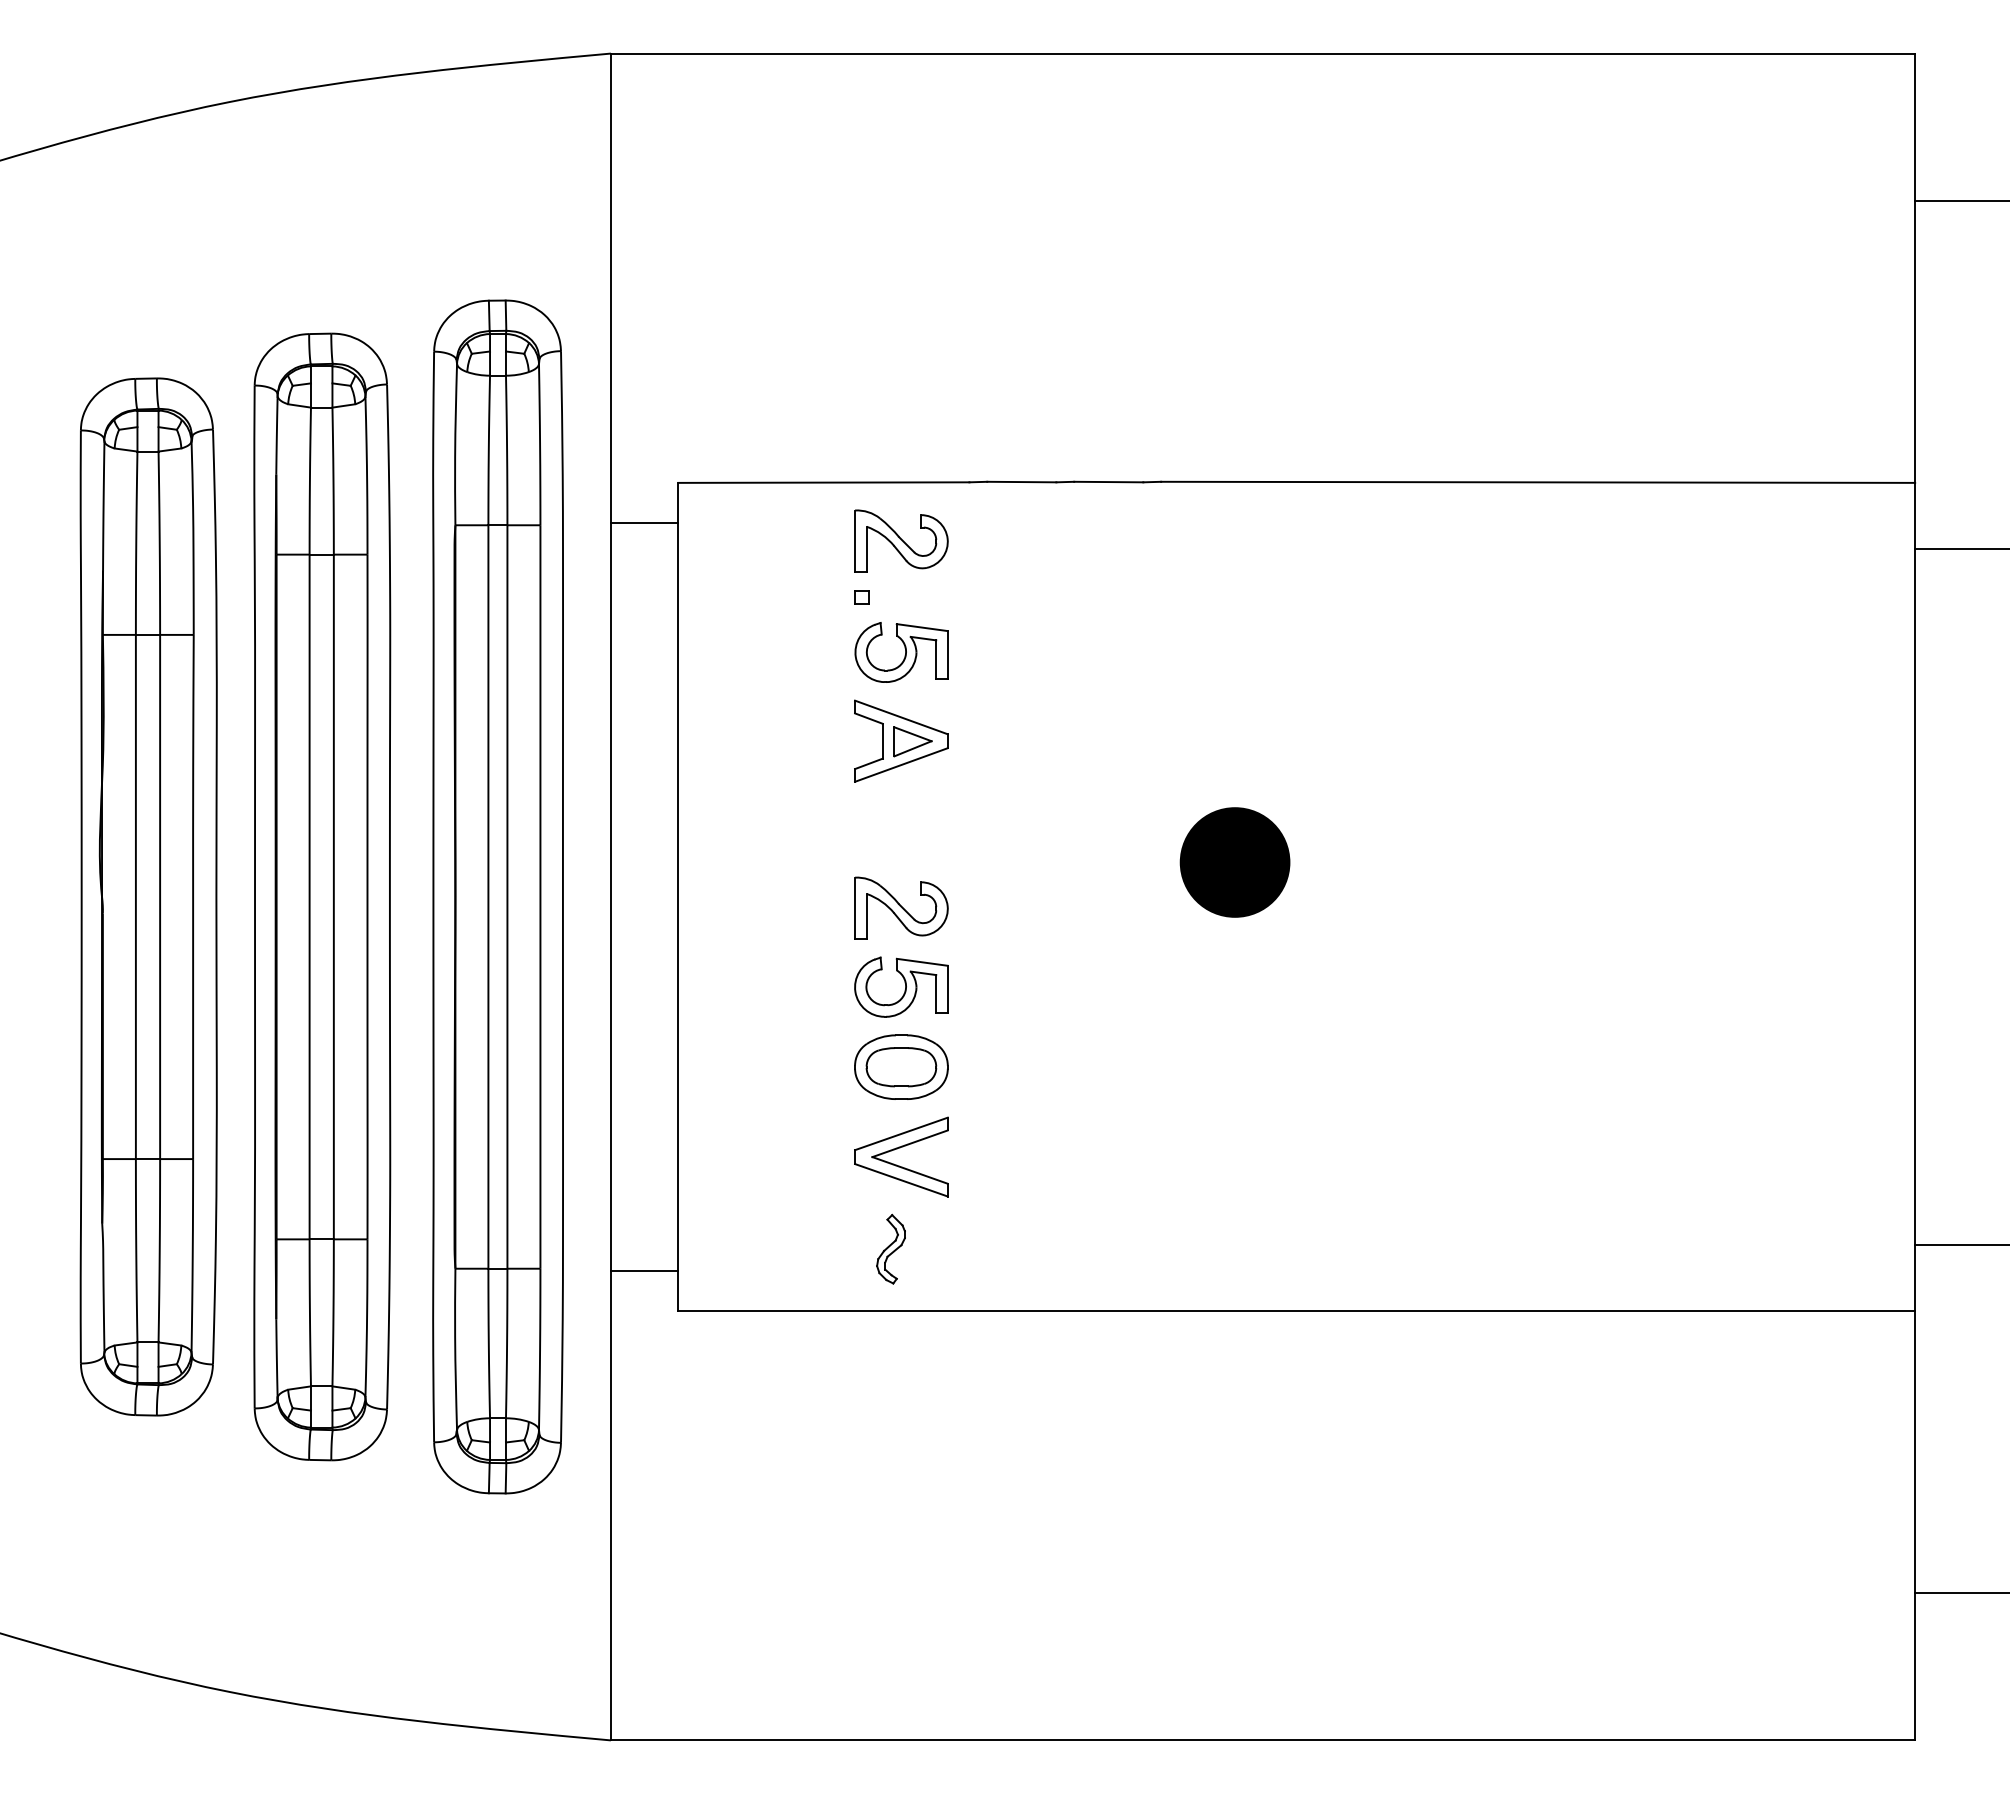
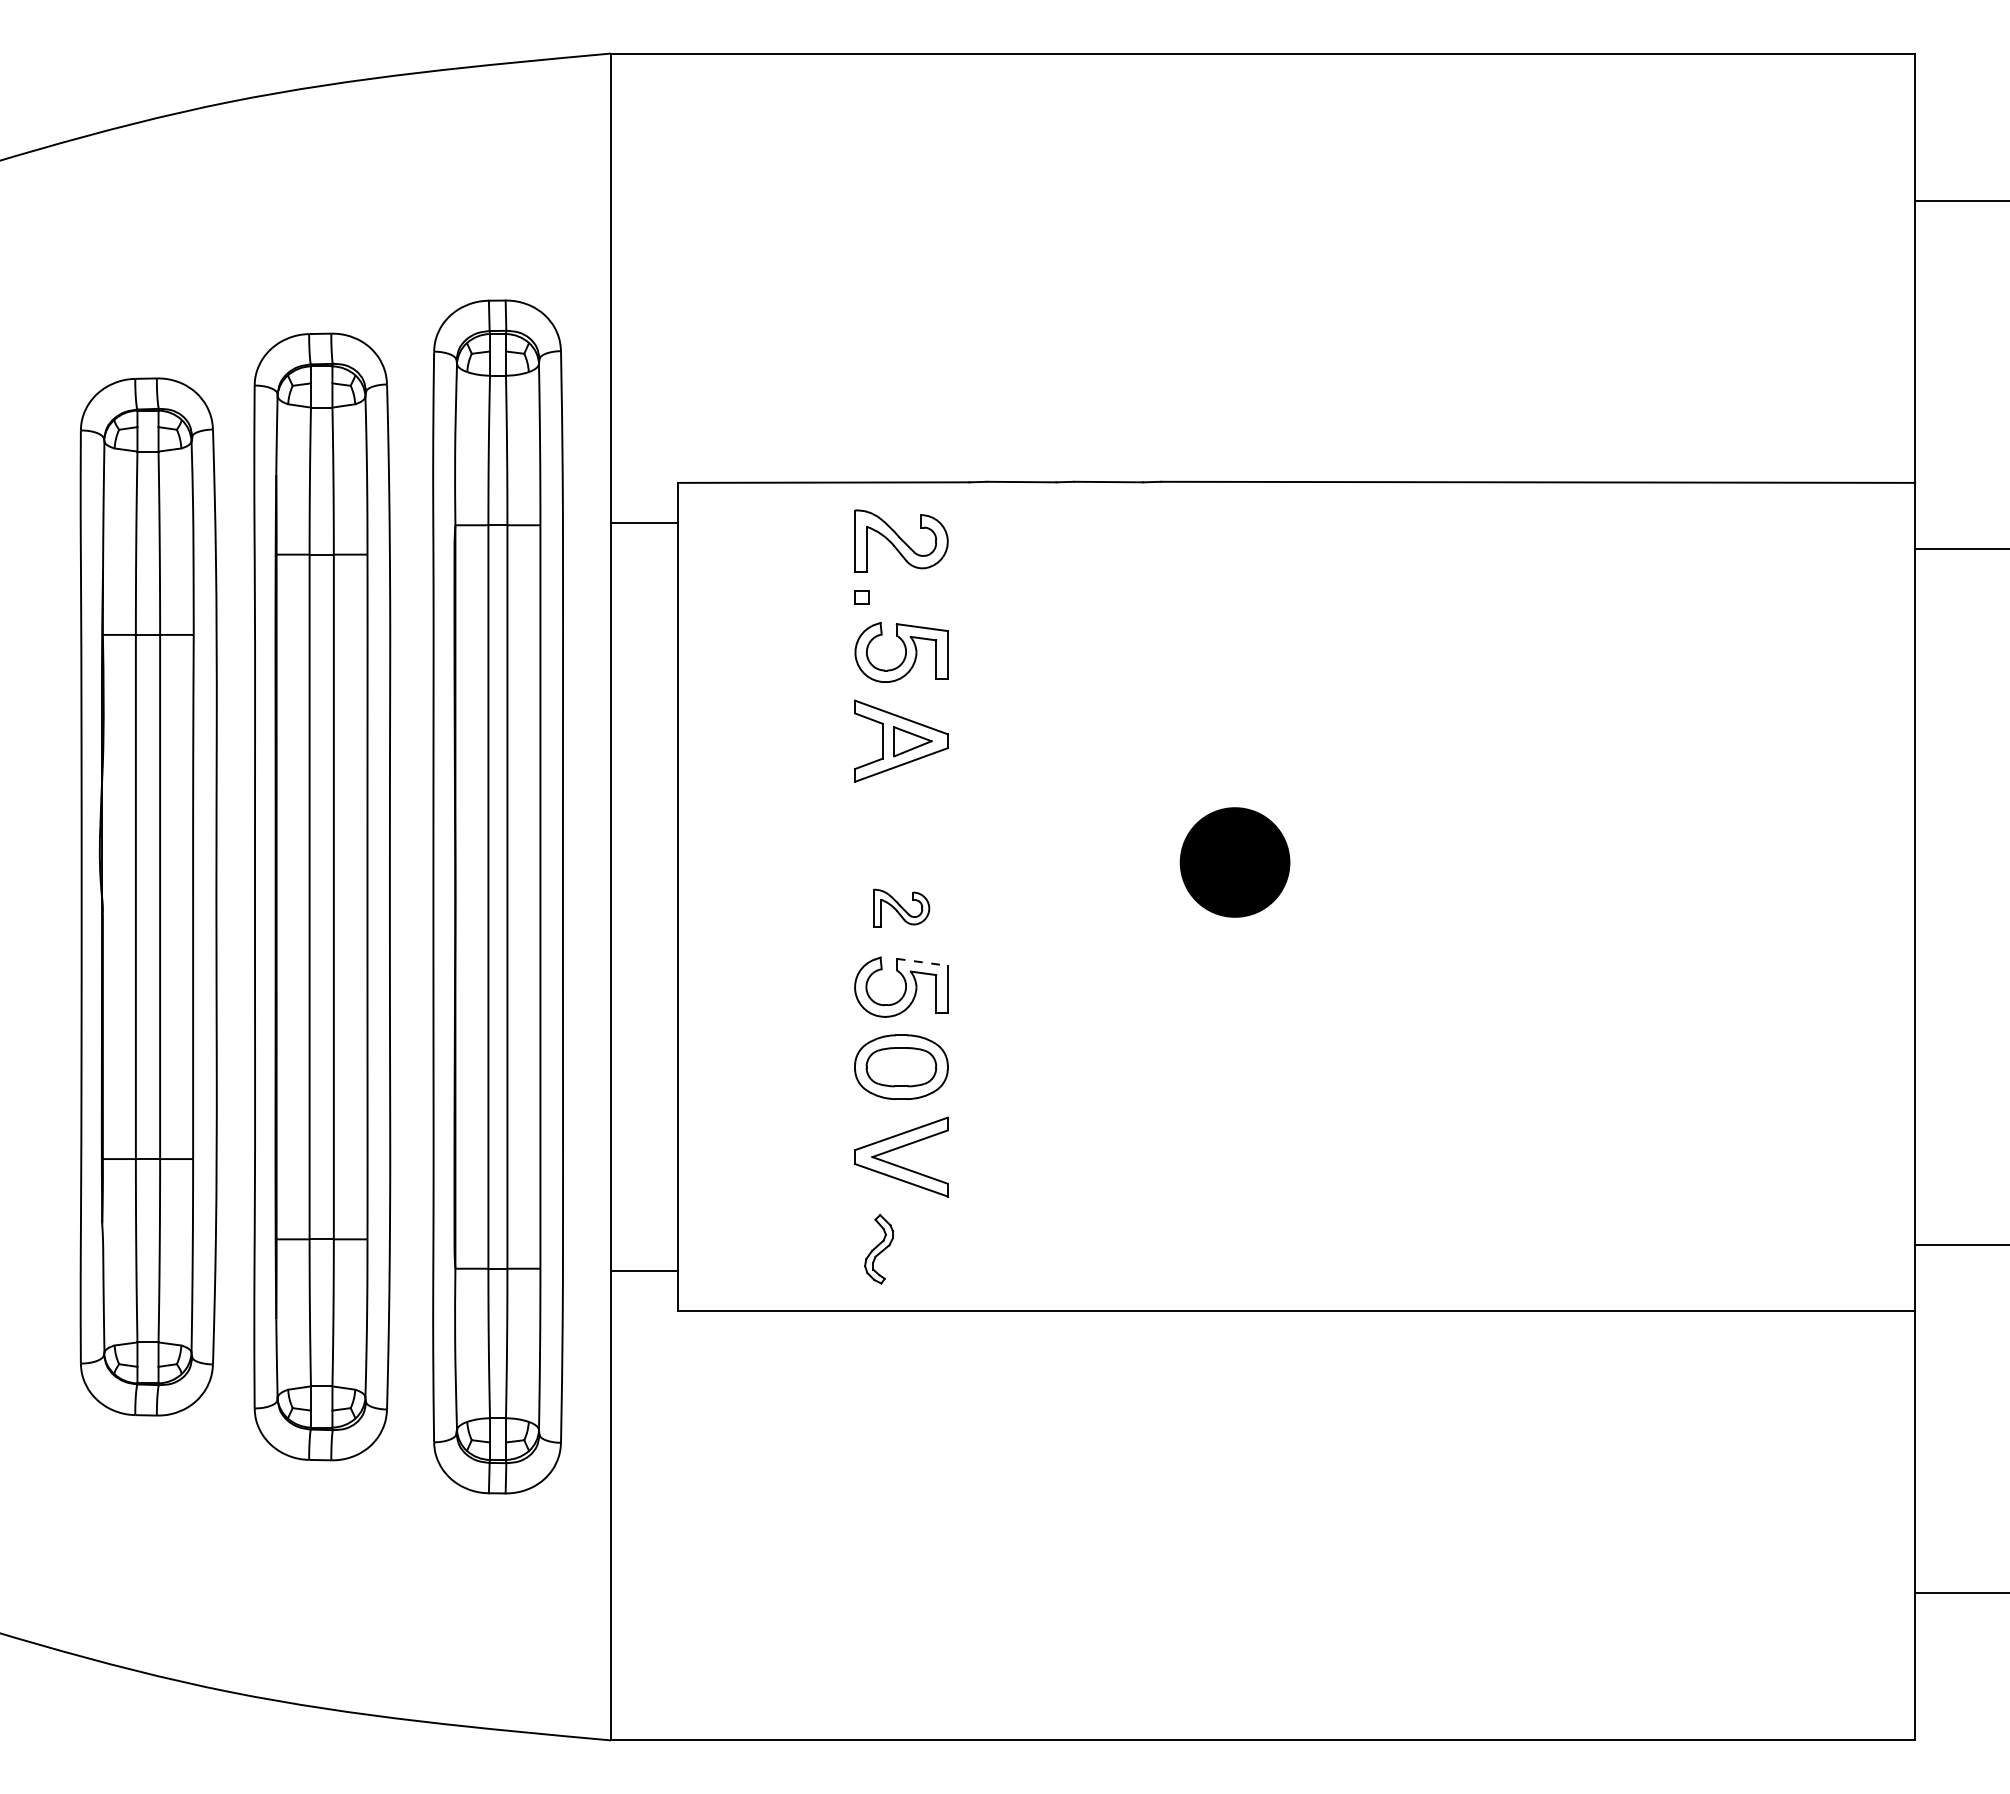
part size: 95x64 px -> 58x40 px (901, 907)
line: solid -> dashed (922, 962)
part position: (890, 1248) -> (878, 1248) (878, 1248)
